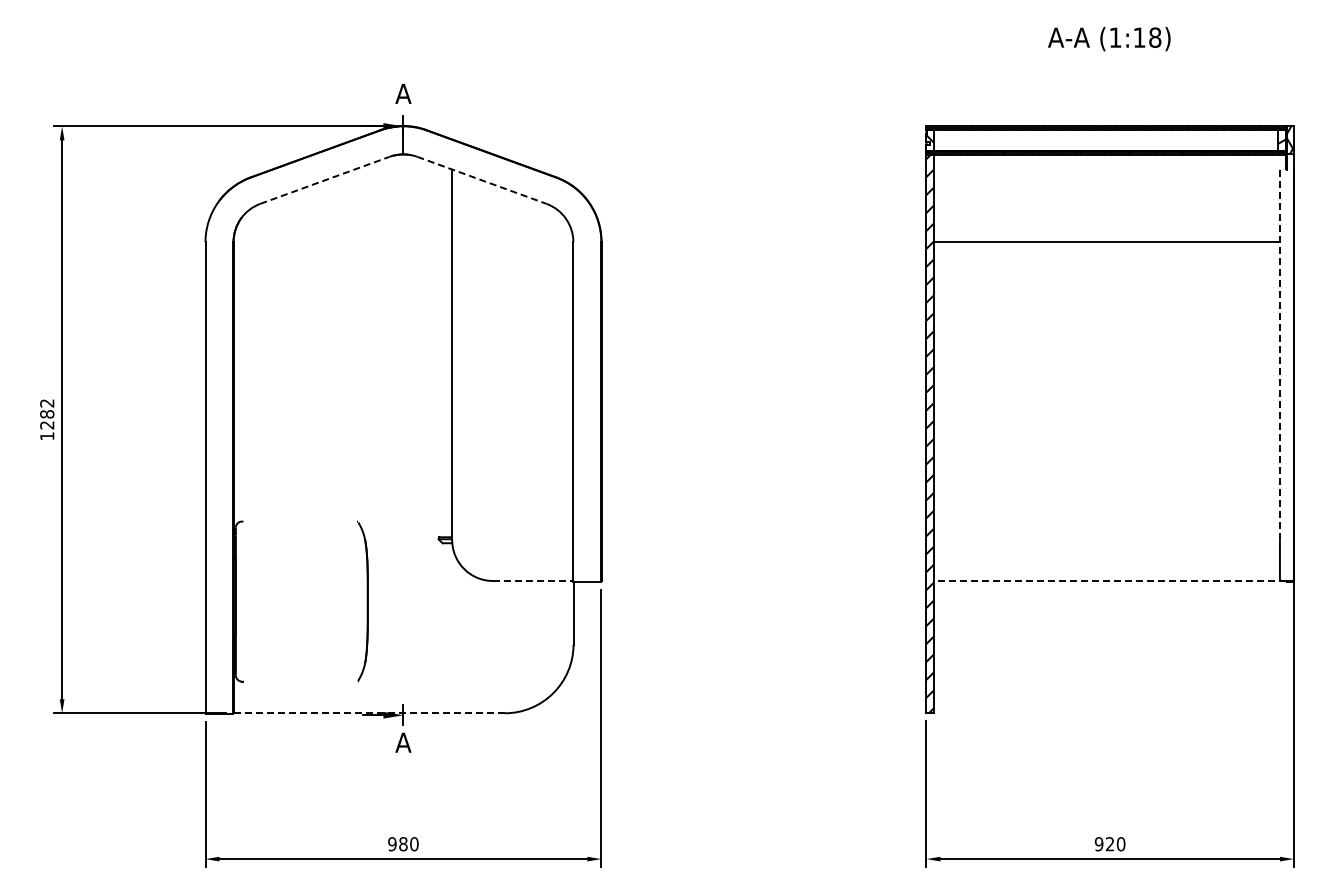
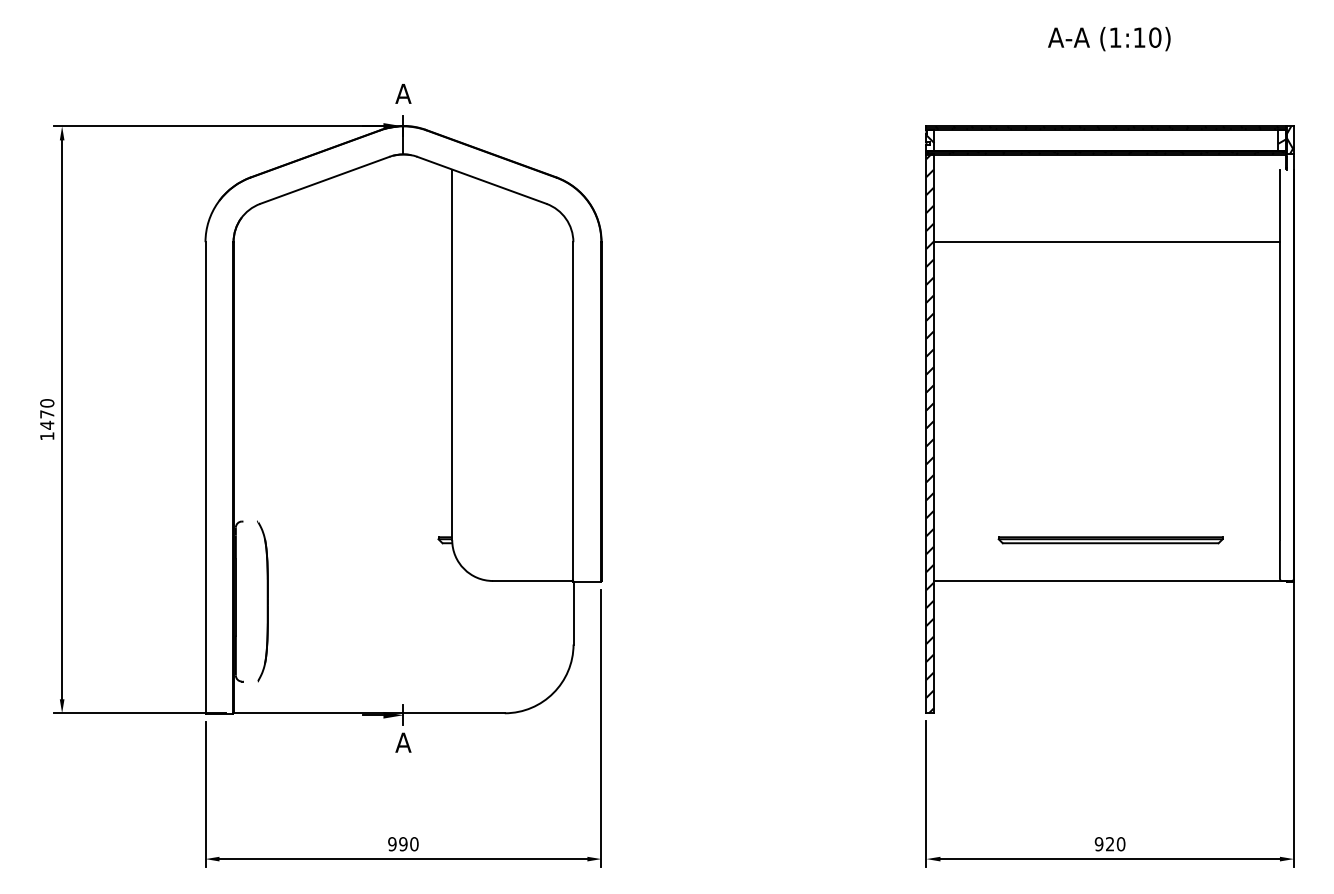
text: (1:18) -> (1:10) (1155, 37)
line: dashed -> solid (324, 180)
line: dashed -> solid (481, 180)
line: dashed -> solid (1279, 355)
text: 1282 -> 1470 (47, 414)
part: none -> present (1110, 540)
line: dashed -> solid (532, 581)
line: dashed -> solid (1109, 581)
part position: (362, 601) -> (262, 601) (262, 601)
line: dashed -> solid (369, 713)
text: 980 -> 990 (403, 844)
